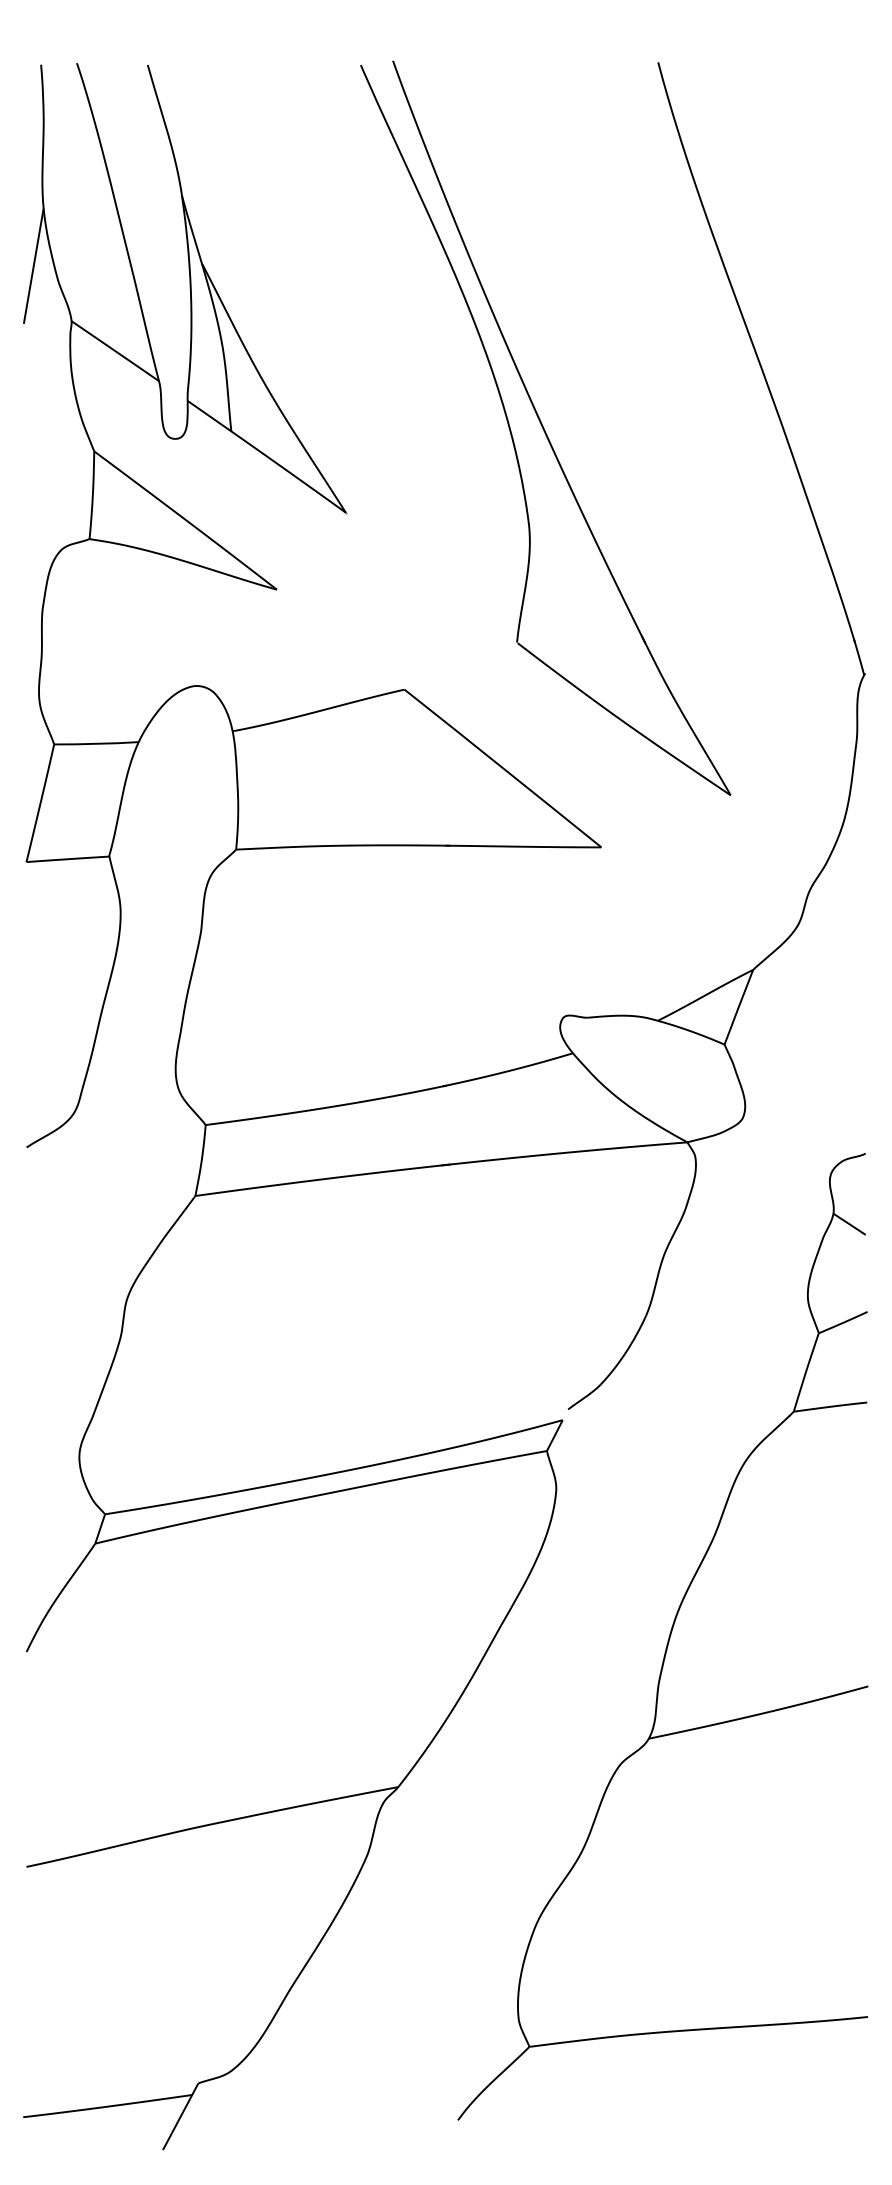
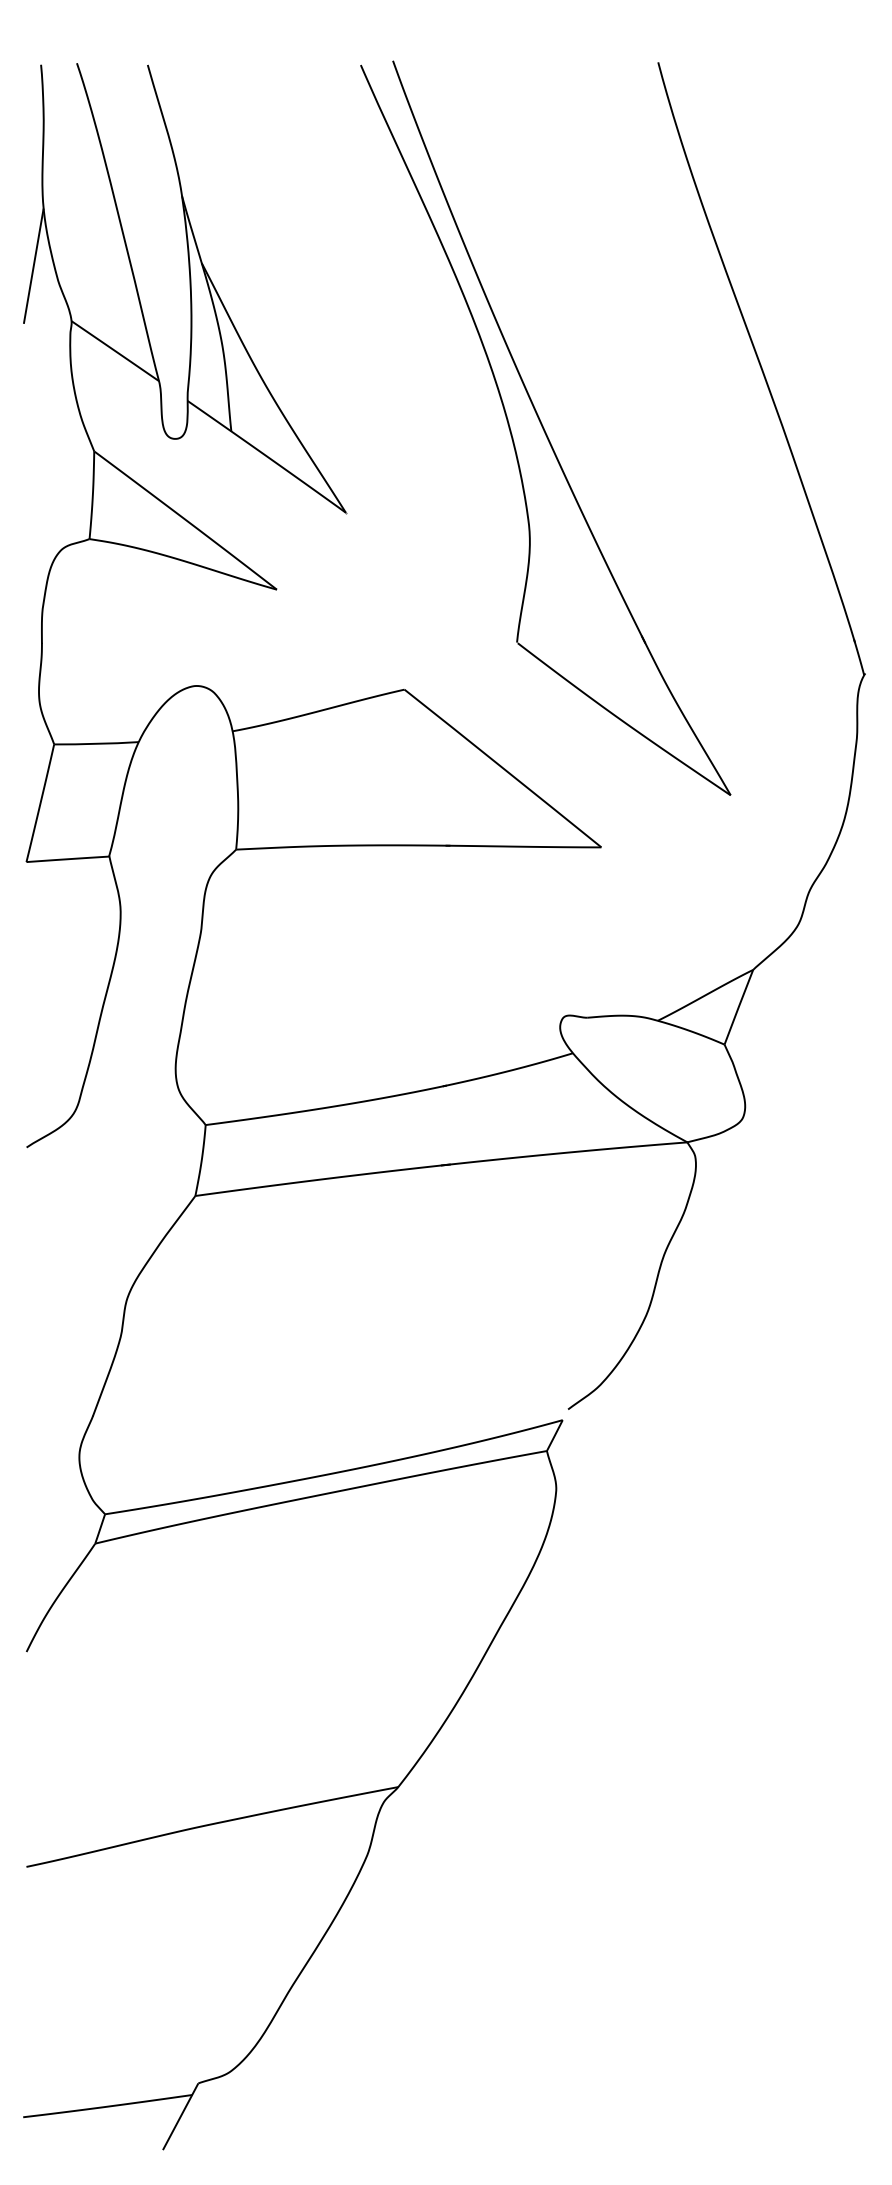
part: present -> none (668, 1637)
